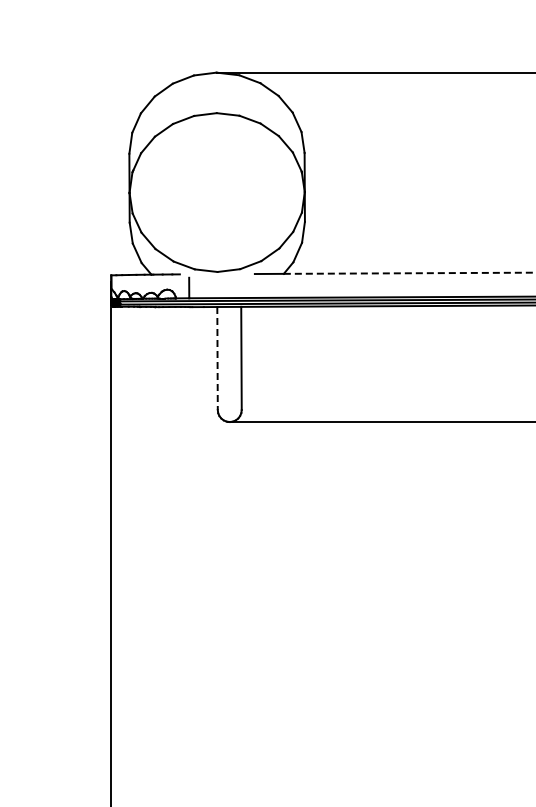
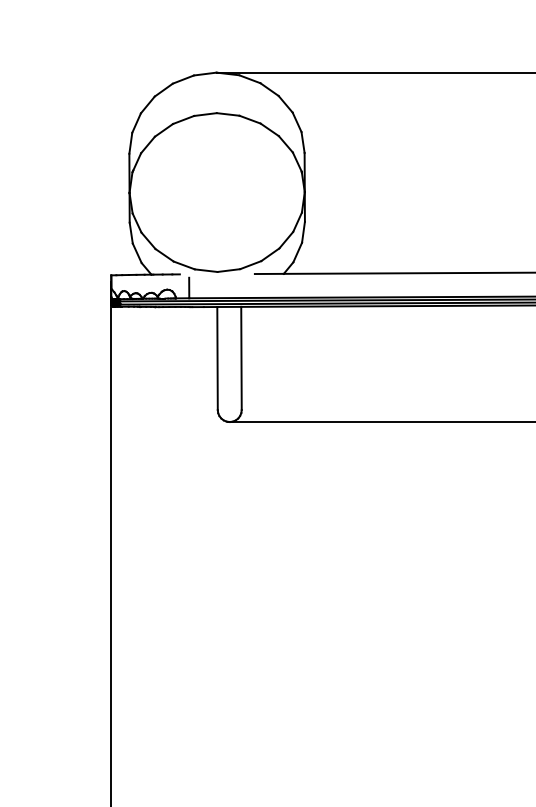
line: dashed -> solid (409, 273)
line: dashed -> solid (217, 358)
